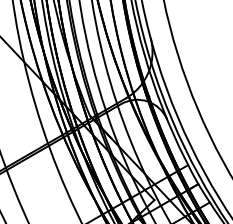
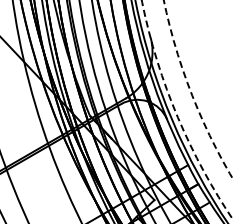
circle: solid -> dashed (197, 89)
circle: solid -> dashed (186, 109)
